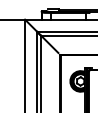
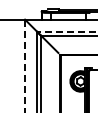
line: solid -> dashed (67, 31)
line: solid -> dashed (25, 66)
